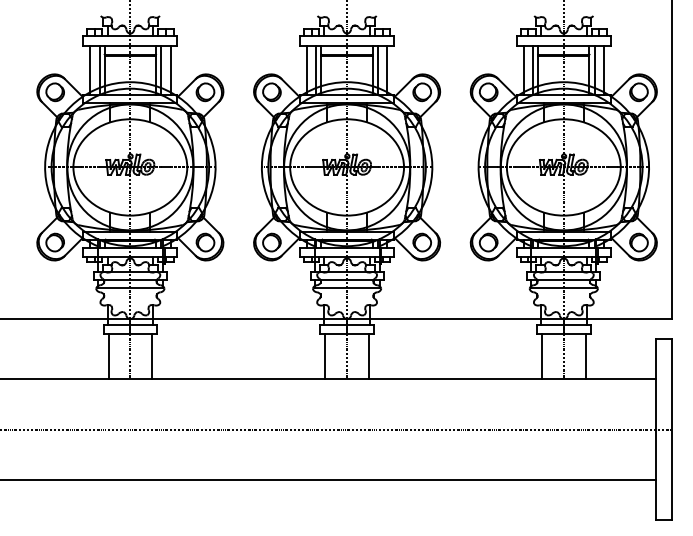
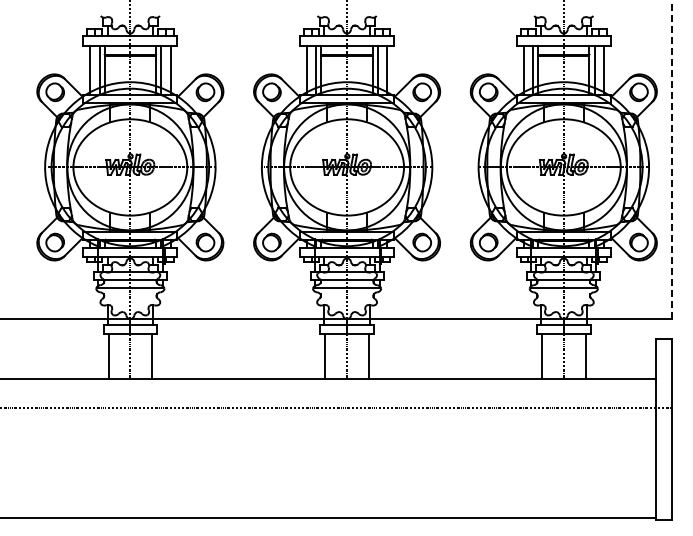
line: solid -> dashed (672, 159)
line position: (337, 429) -> (337, 407) (337, 407)
line position: (329, 480) -> (329, 518) (329, 518)
